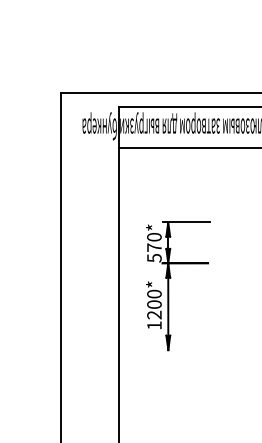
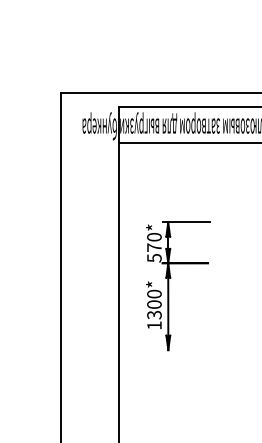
line position: (188, 147) -> (188, 142) (188, 142)
text: 1200* -> 1300* (154, 314)
